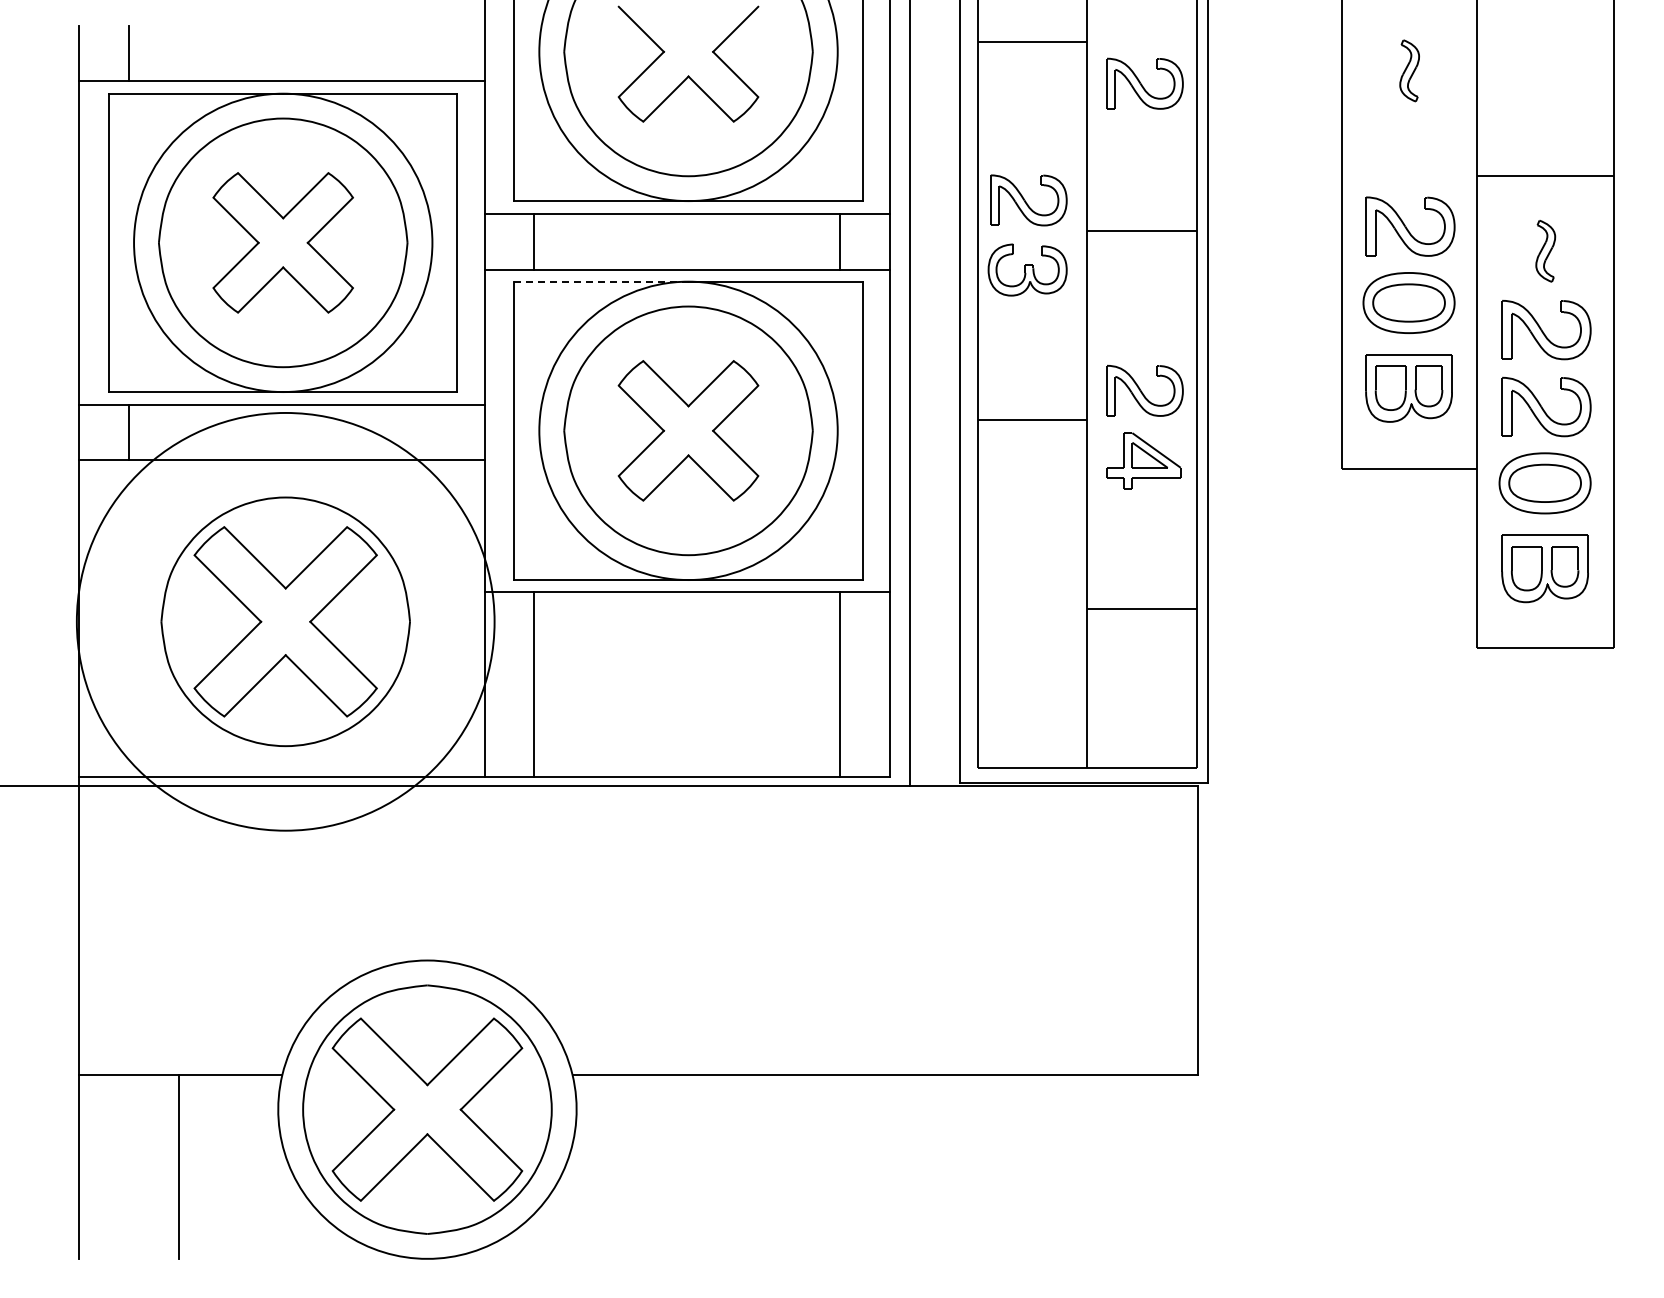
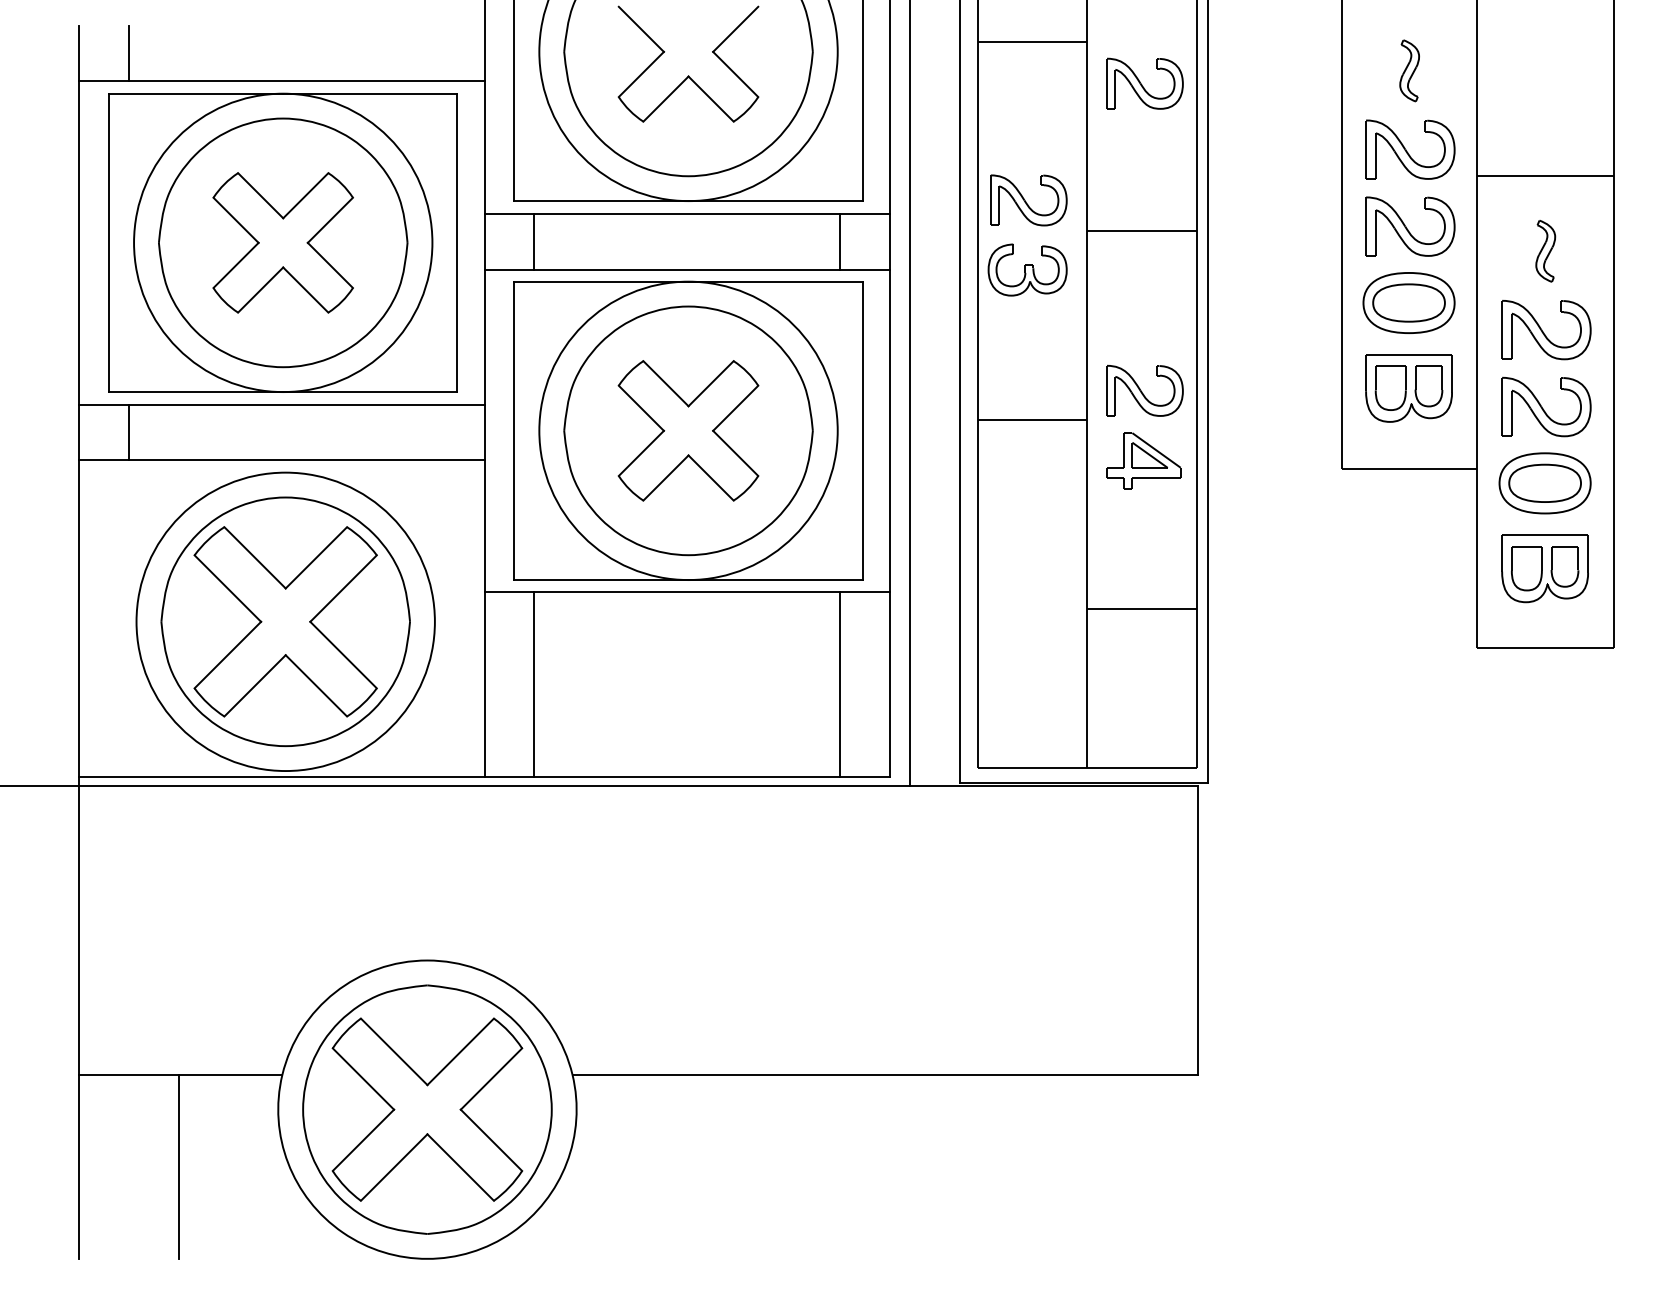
part: none -> present (1410, 149)
line: dashed -> solid (601, 281)
circle diameter: 418 px -> 298 px (285, 621)
